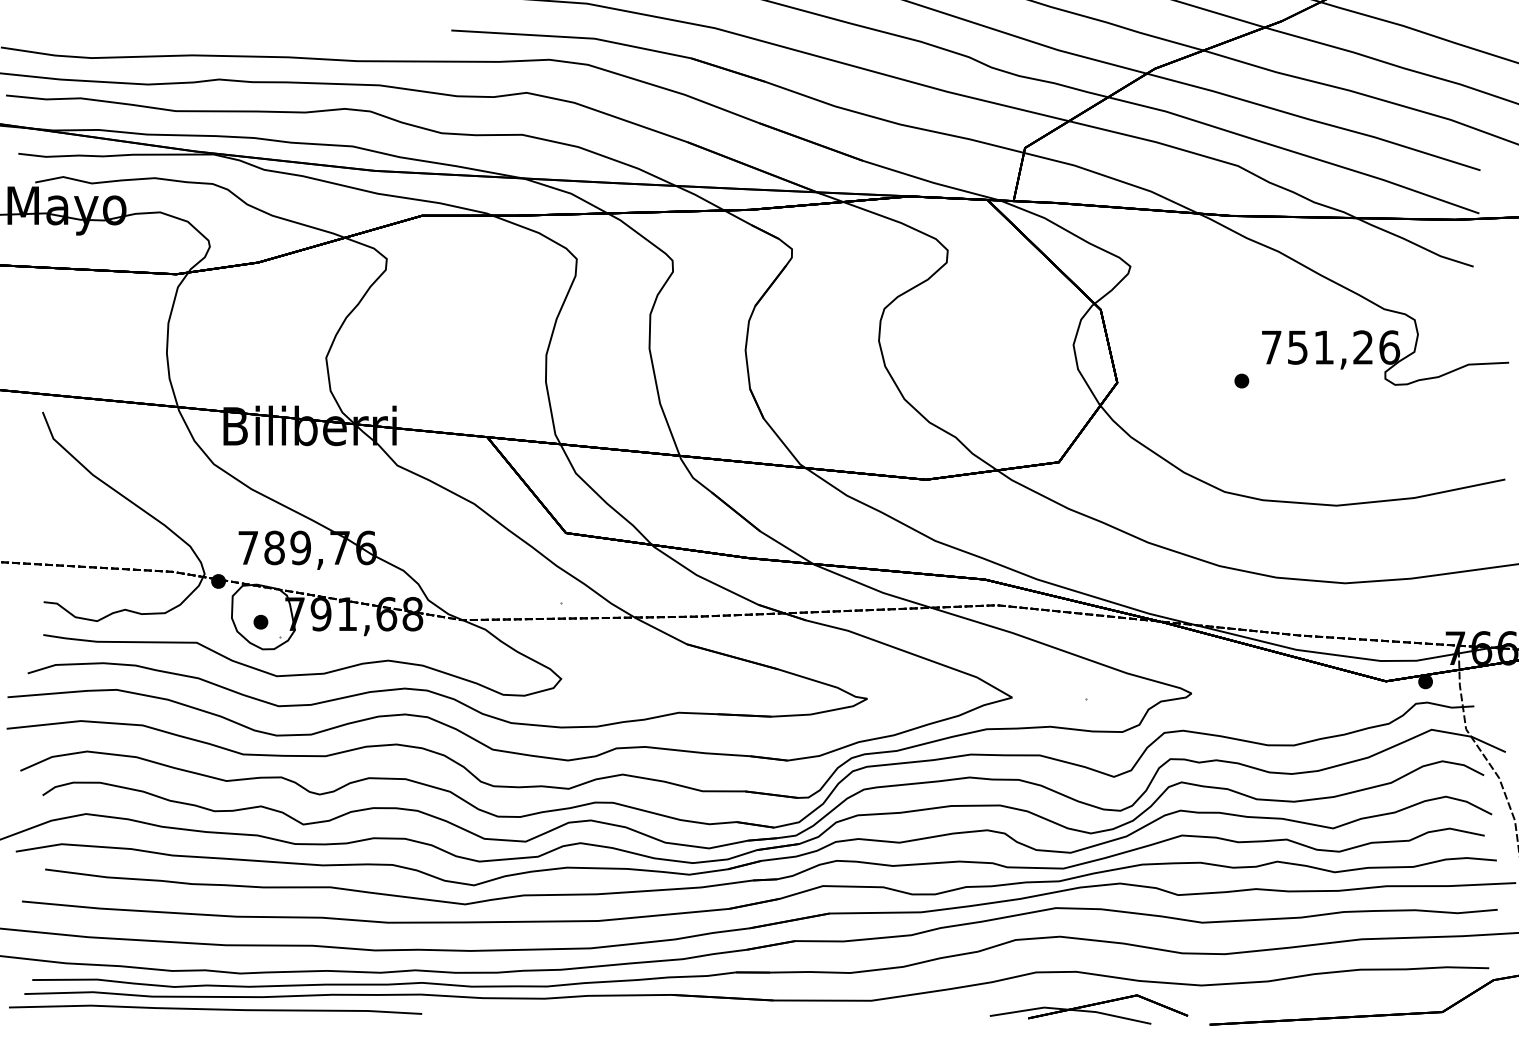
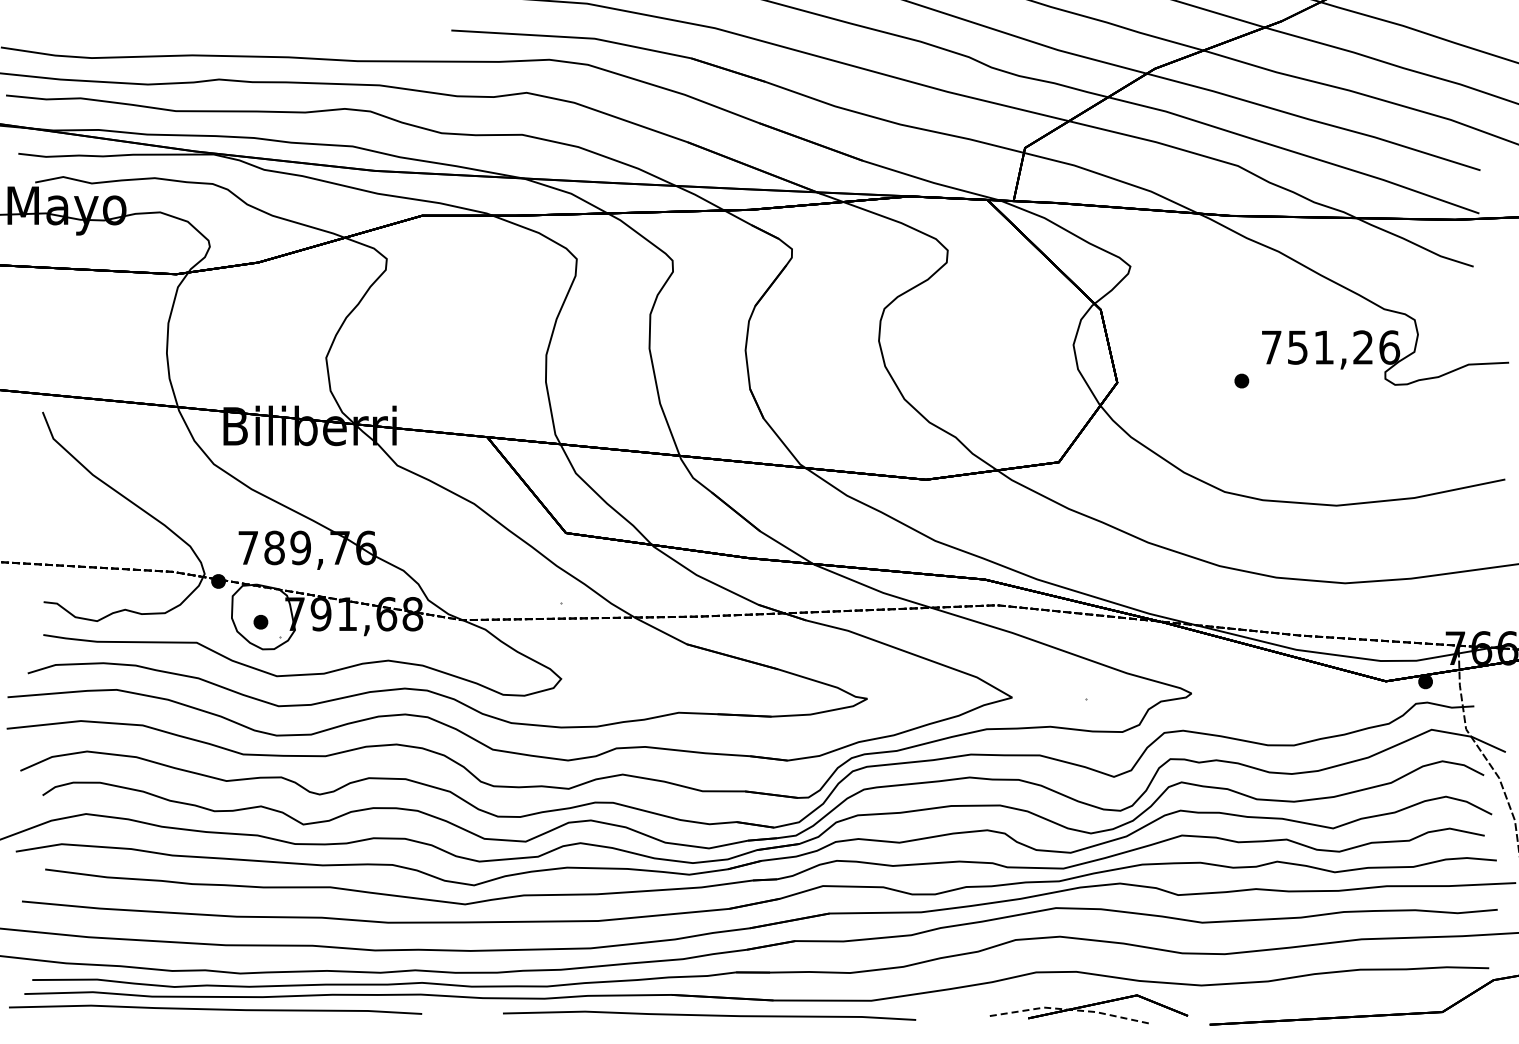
line: solid -> dashed (1071, 1009)
curve: none -> present (709, 1015)
